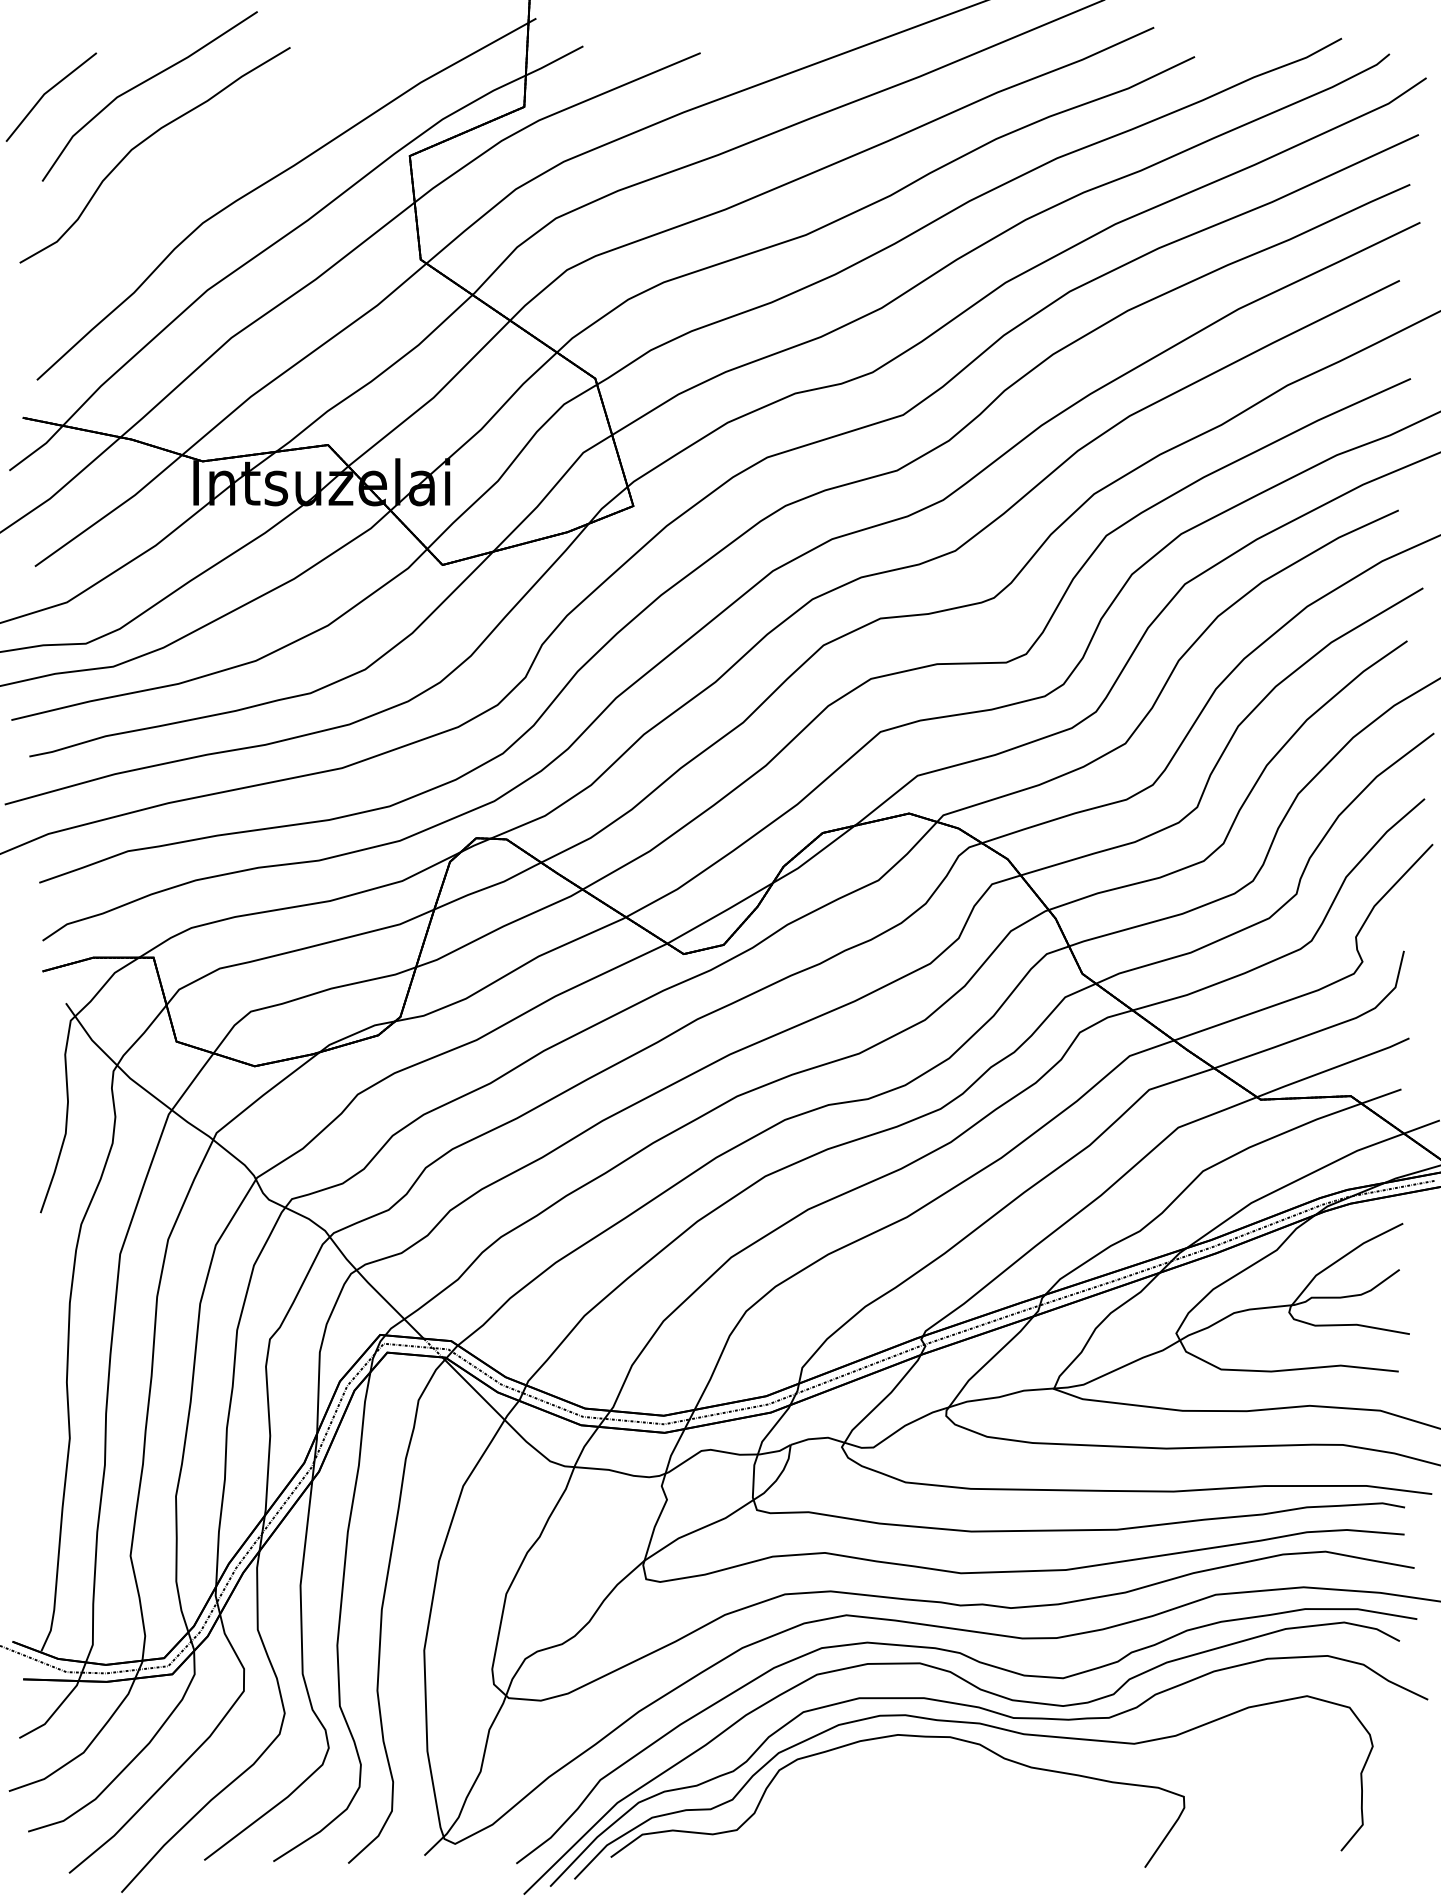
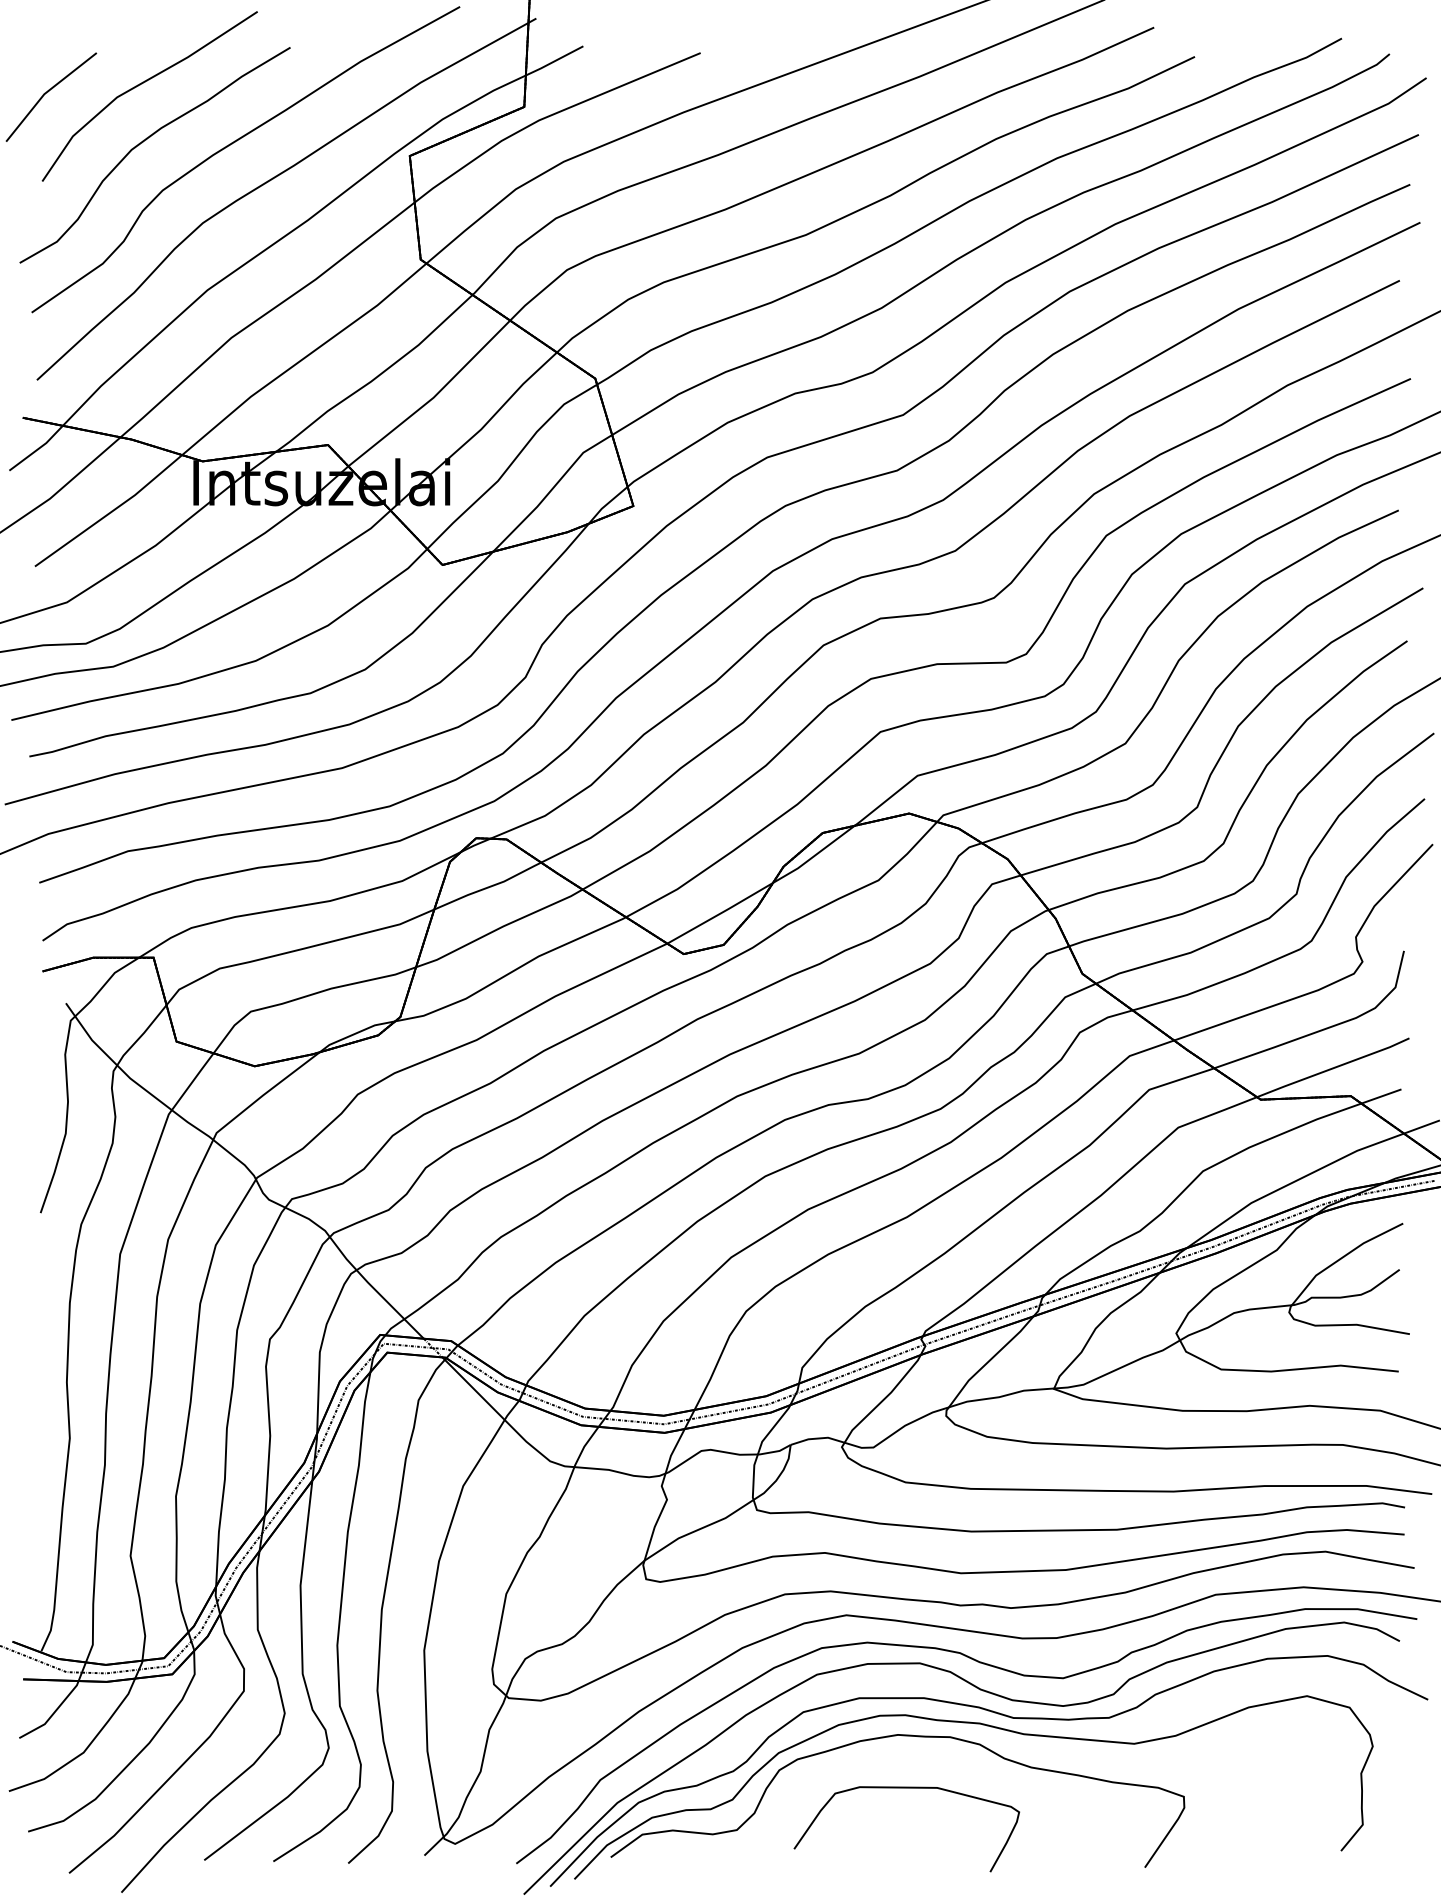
part: none -> present (237, 141)
curve: none -> present (906, 1788)
